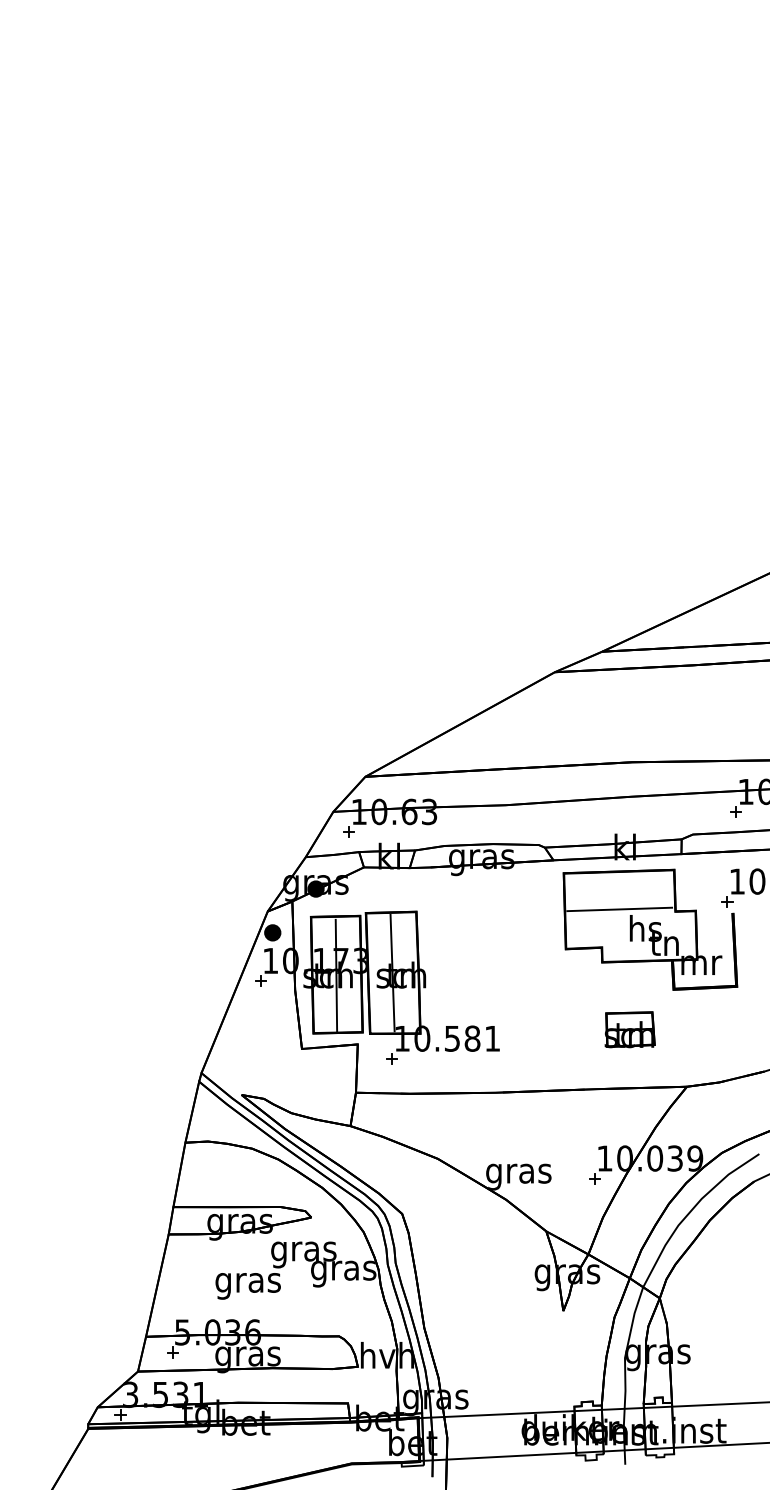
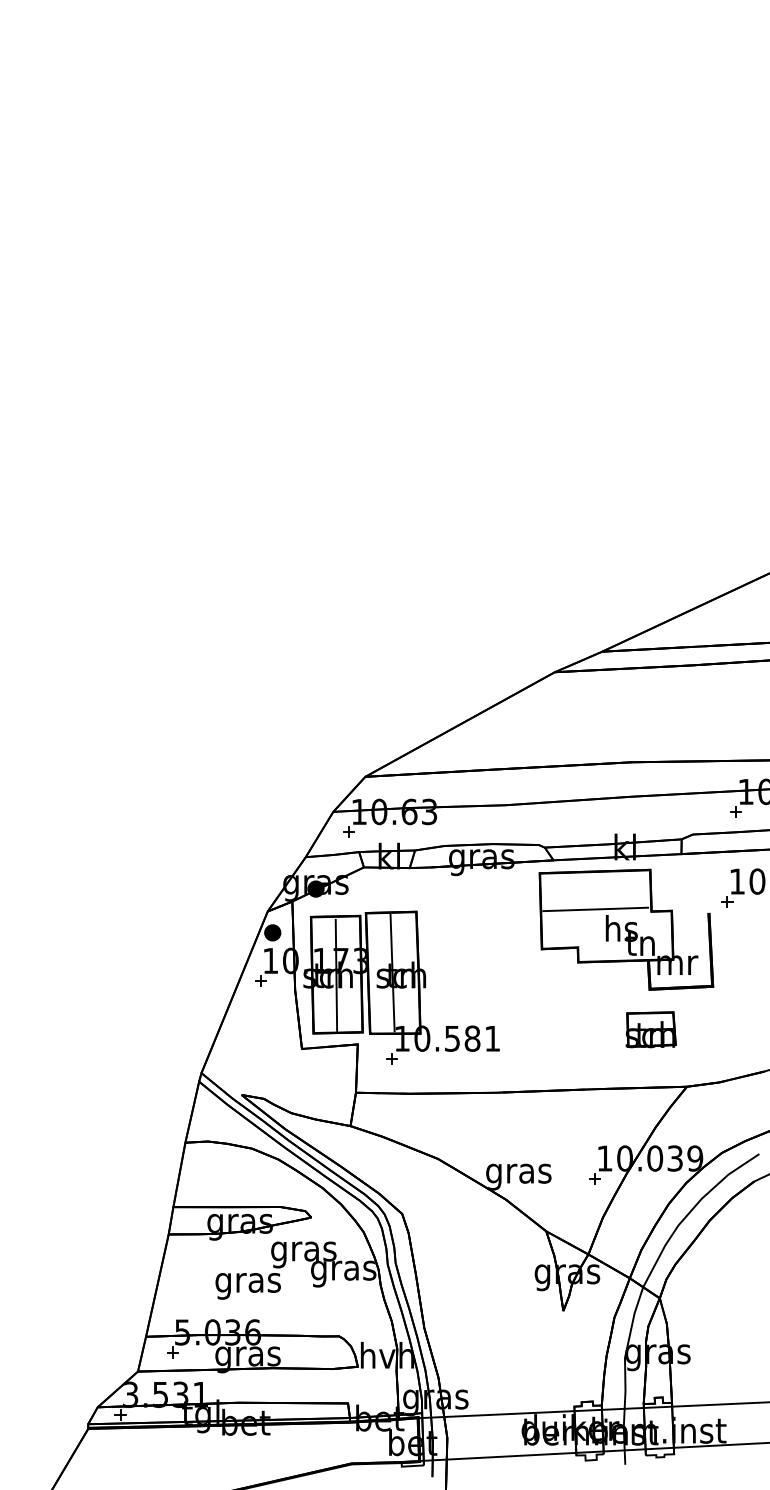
part position: (650, 929) -> (626, 929) (626, 929)
part position: (629, 1029) -> (650, 1029) (650, 1029)
